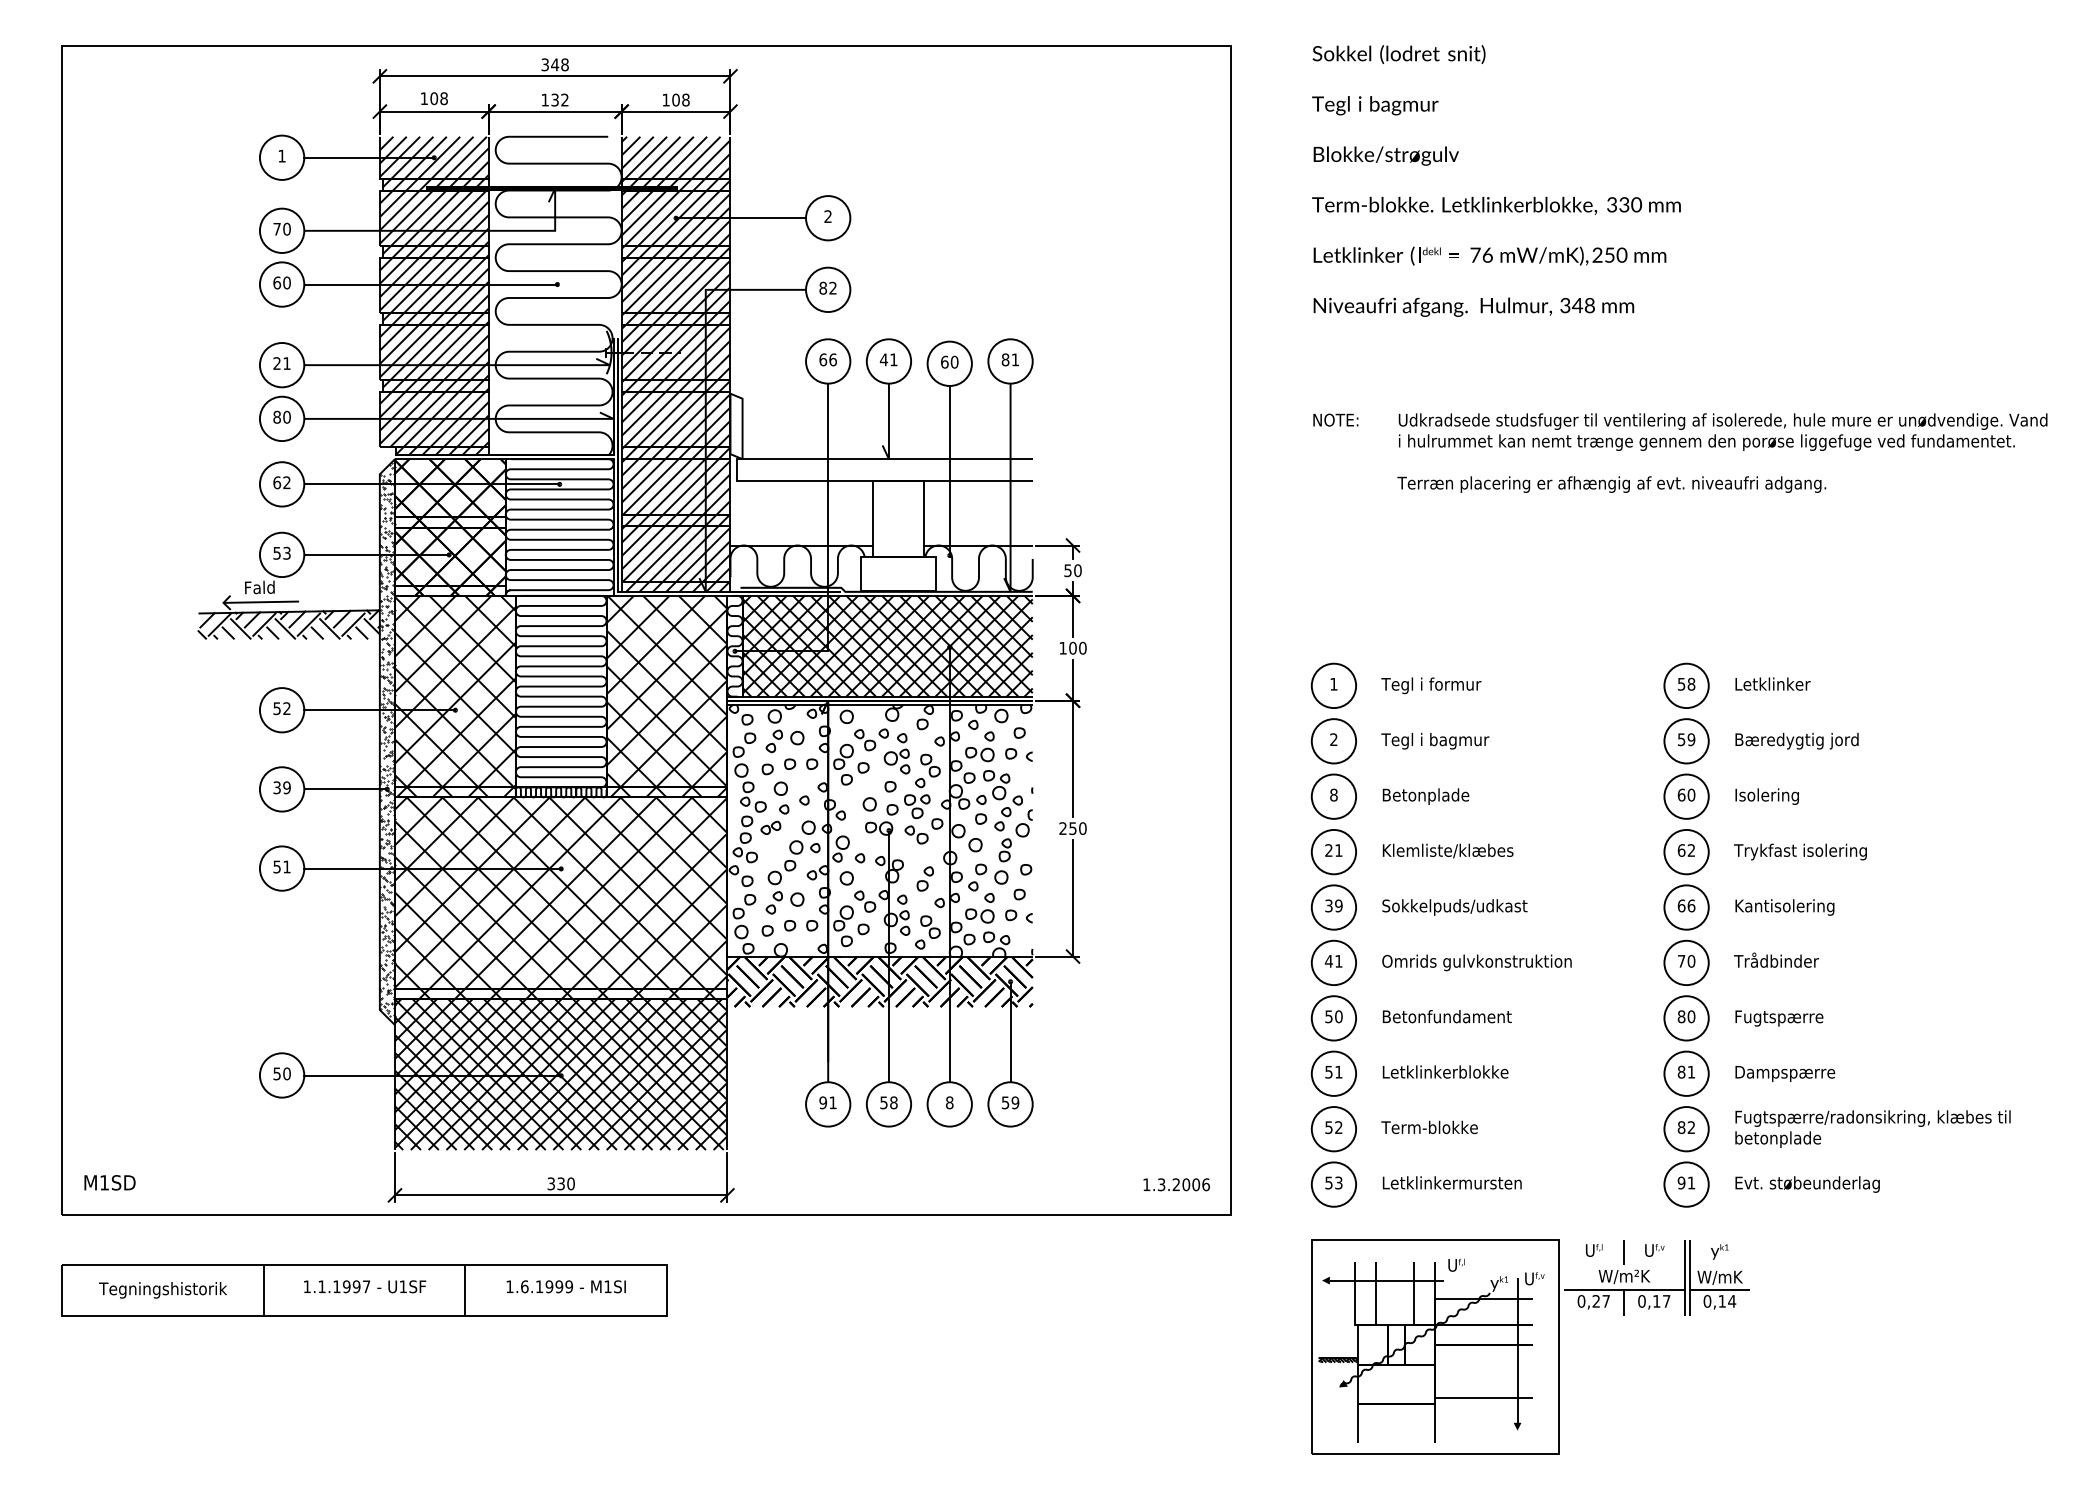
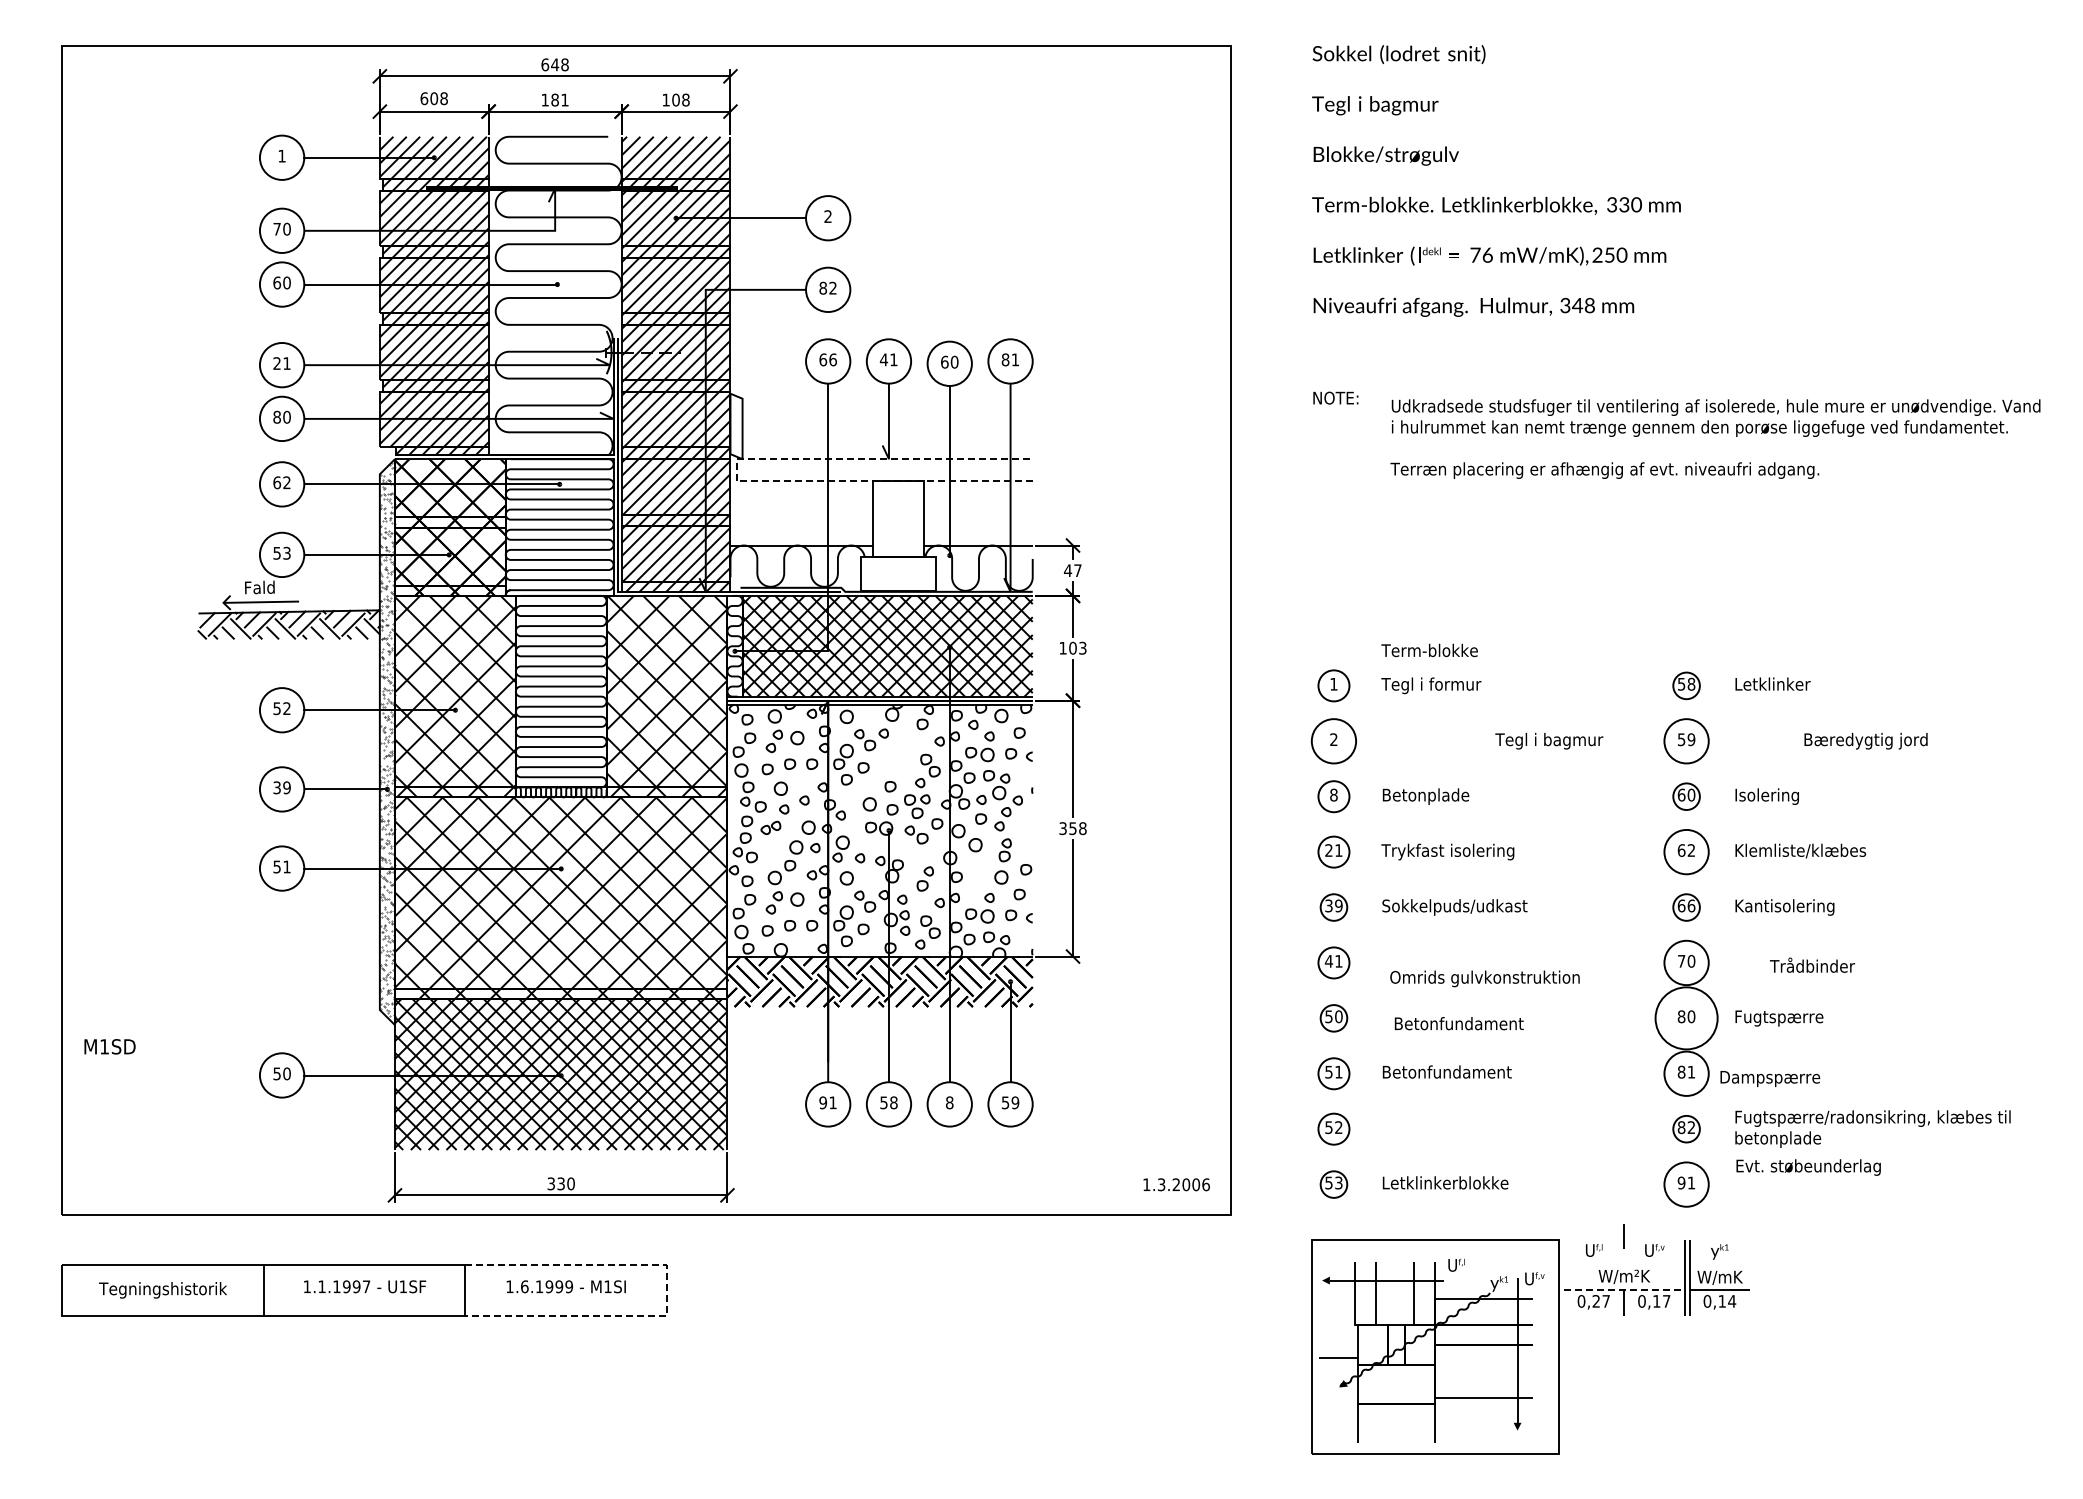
text: 348 -> 648 (545, 64)
text: 108 -> 608 (424, 98)
text: 132 -> 181 (559, 99)
text position: (1335, 419) -> (1335, 397) (1335, 397)
text position: (1722, 452) -> (1715, 438) (1715, 438)
line: solid -> dashed (736, 469)
text: 50 -> 47 (1072, 570)
text: 100 -> 103 (1082, 647)
circle diameter: 44 px -> 31 px (1333, 685)
circle diameter: 44 px -> 27 px (1686, 685)
hatch: present -> none (386, 740)
text position: (1435, 741) -> (1549, 741) (1549, 741)
text position: (1796, 741) -> (1865, 741) (1865, 741)
part: present -> none (896, 753)
circle diameter: 44 px -> 31 px (1333, 796)
circle diameter: 44 px -> 27 px (1686, 796)
part: present -> none (1023, 823)
text: 250 -> 358 (1072, 828)
circle diameter: 44 px -> 31 px (1333, 851)
text: Klemliste/klæbes -> Trykfast isolering (1447, 851)
text: Trykfast isolering -> Klemliste/klæbes (1800, 851)
part: present -> none (977, 877)
circle diameter: 44 px -> 27 px (1333, 907)
circle diameter: 44 px -> 27 px (1686, 907)
text position: (1776, 959) -> (1812, 964) (1812, 964)
circle diameter: 44 px -> 31 px (1333, 962)
text position: (1476, 962) -> (1484, 978) (1484, 978)
text position: (1446, 1016) -> (1458, 1023) (1458, 1023)
circle diameter: 44 px -> 27 px (1333, 1018)
circle diameter: 44 px -> 62 px (1686, 1018)
text: Letklinkerblokke -> Betonfundament (1447, 1071)
circle diameter: 44 px -> 31 px (1333, 1073)
text position: (1785, 1073) -> (1770, 1078) (1770, 1078)
text position: (1429, 1127) -> (1429, 650) (1429, 650)
circle diameter: 44 px -> 31 px (1333, 1128)
circle diameter: 44 px -> 27 px (1686, 1128)
text position: (109, 1182) -> (109, 1046) (109, 1046)
text: Letklinkermursten -> Letklinkerblokke (1490, 1182)
circle diameter: 44 px -> 27 px (1333, 1184)
text position: (1807, 1184) -> (1808, 1167) (1808, 1167)
line position: (1623, 1252) -> (1623, 1236) (1623, 1236)
line: solid -> dashed (666, 1290)
line: solid -> dashed (1624, 1290)
hatch: present -> none (1338, 1359)
